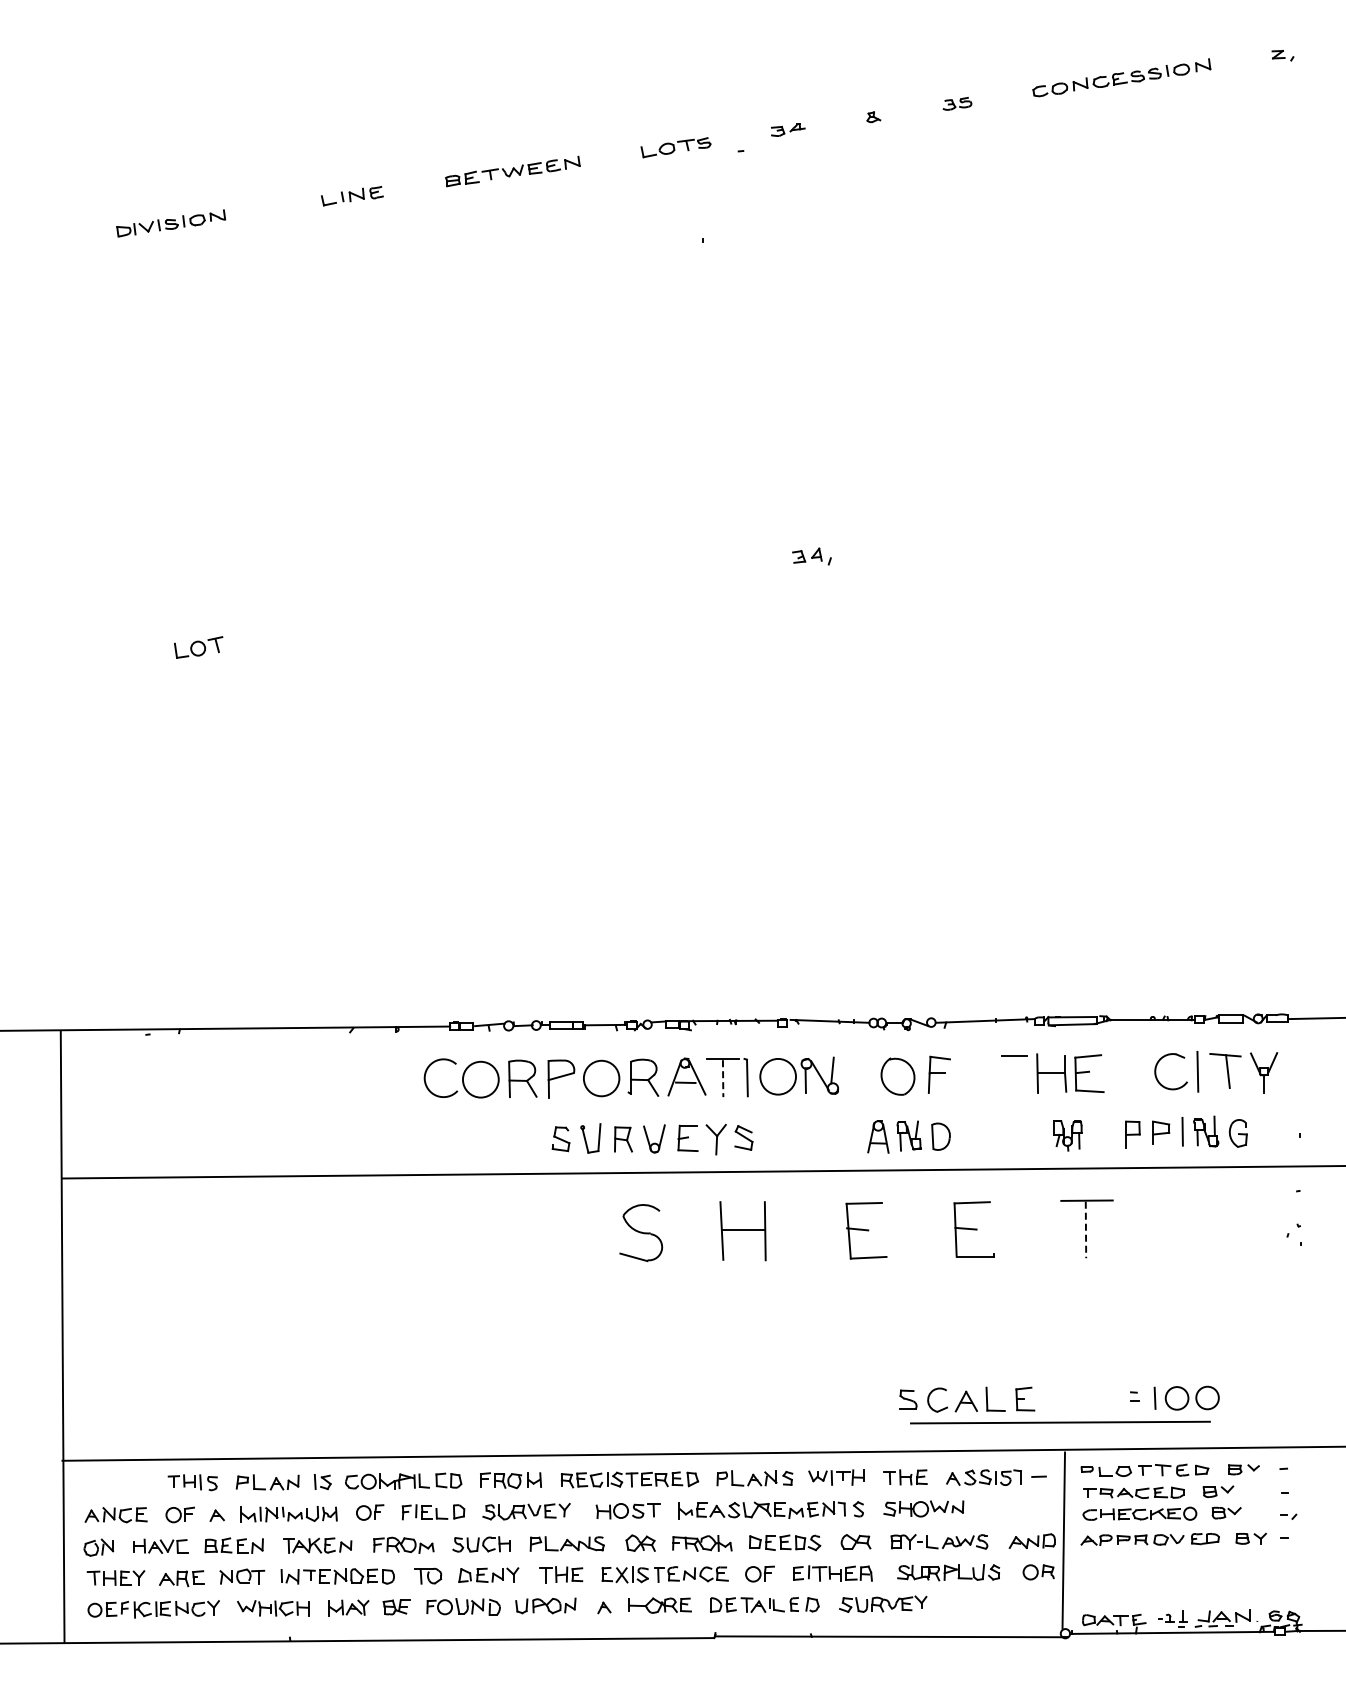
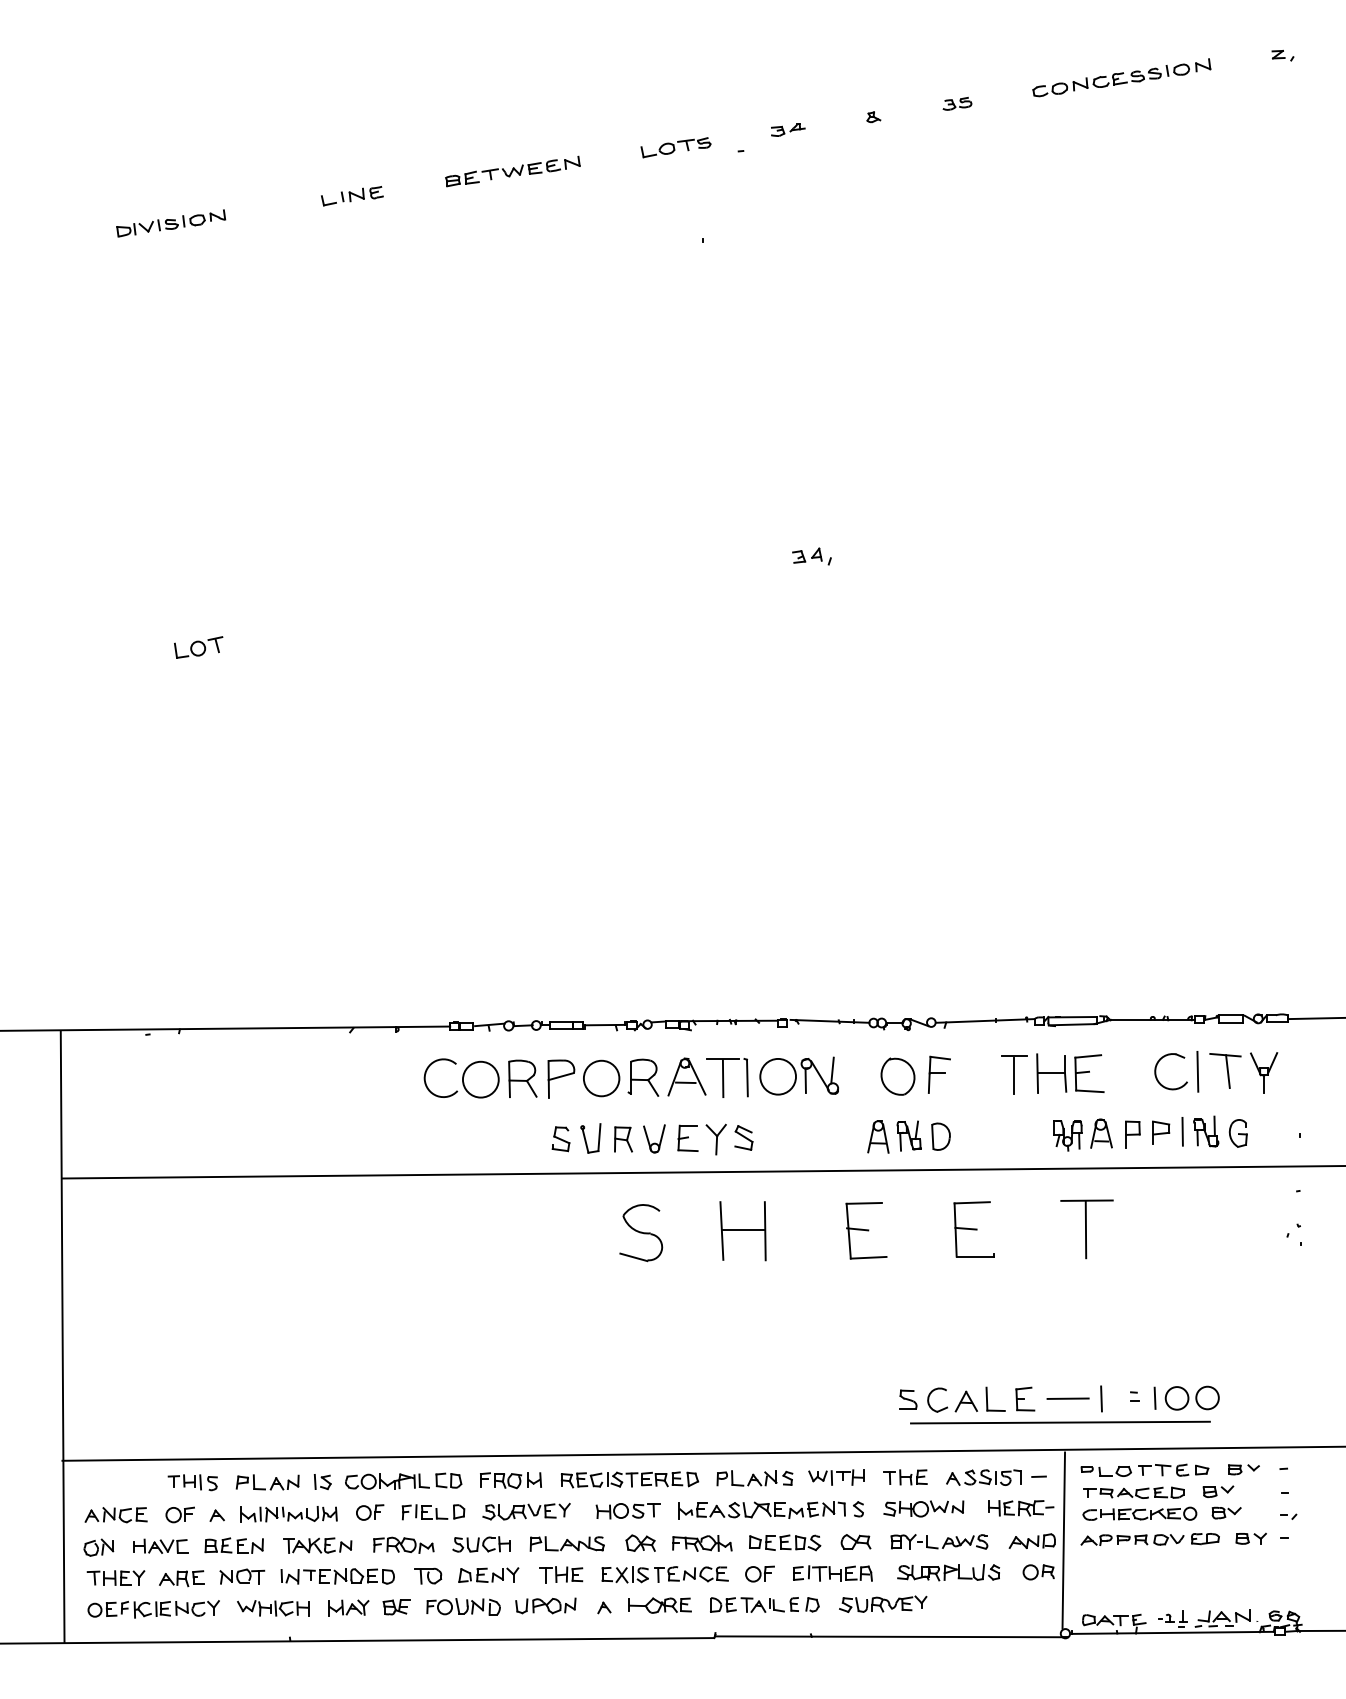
line: none -> present (1013, 1075)
line: dashed -> solid (723, 1079)
part: none -> present (1101, 1133)
line: dashed -> solid (1085, 1230)
line: none -> present (1067, 1398)
line: none -> present (1101, 1398)
part: none -> present (1021, 1508)
